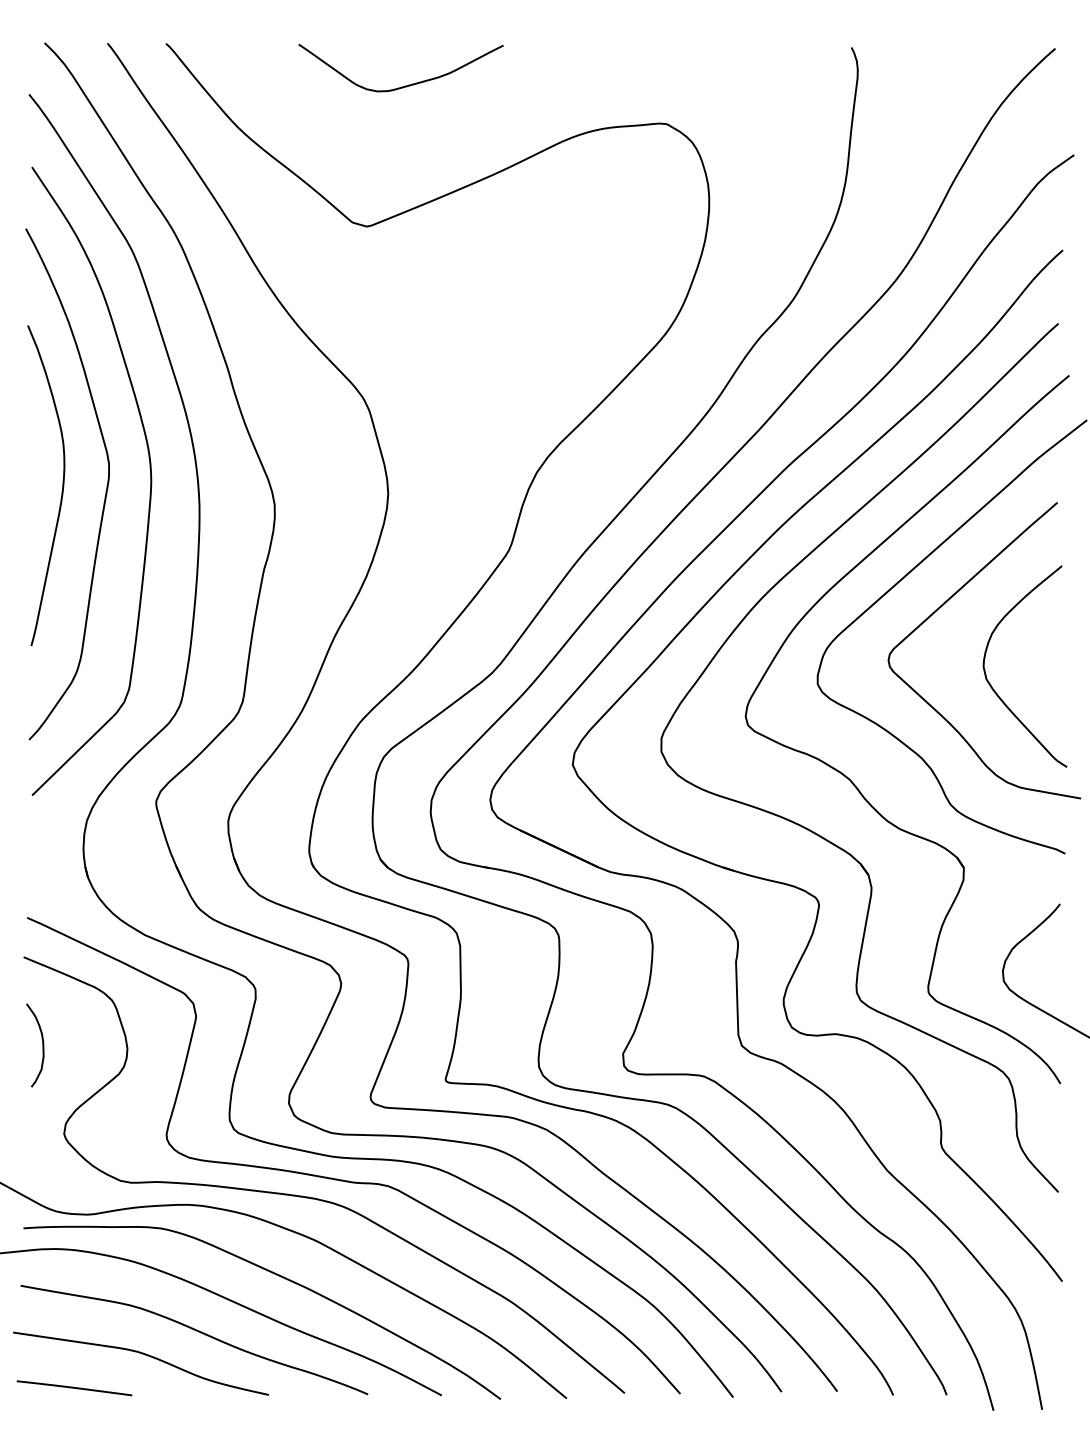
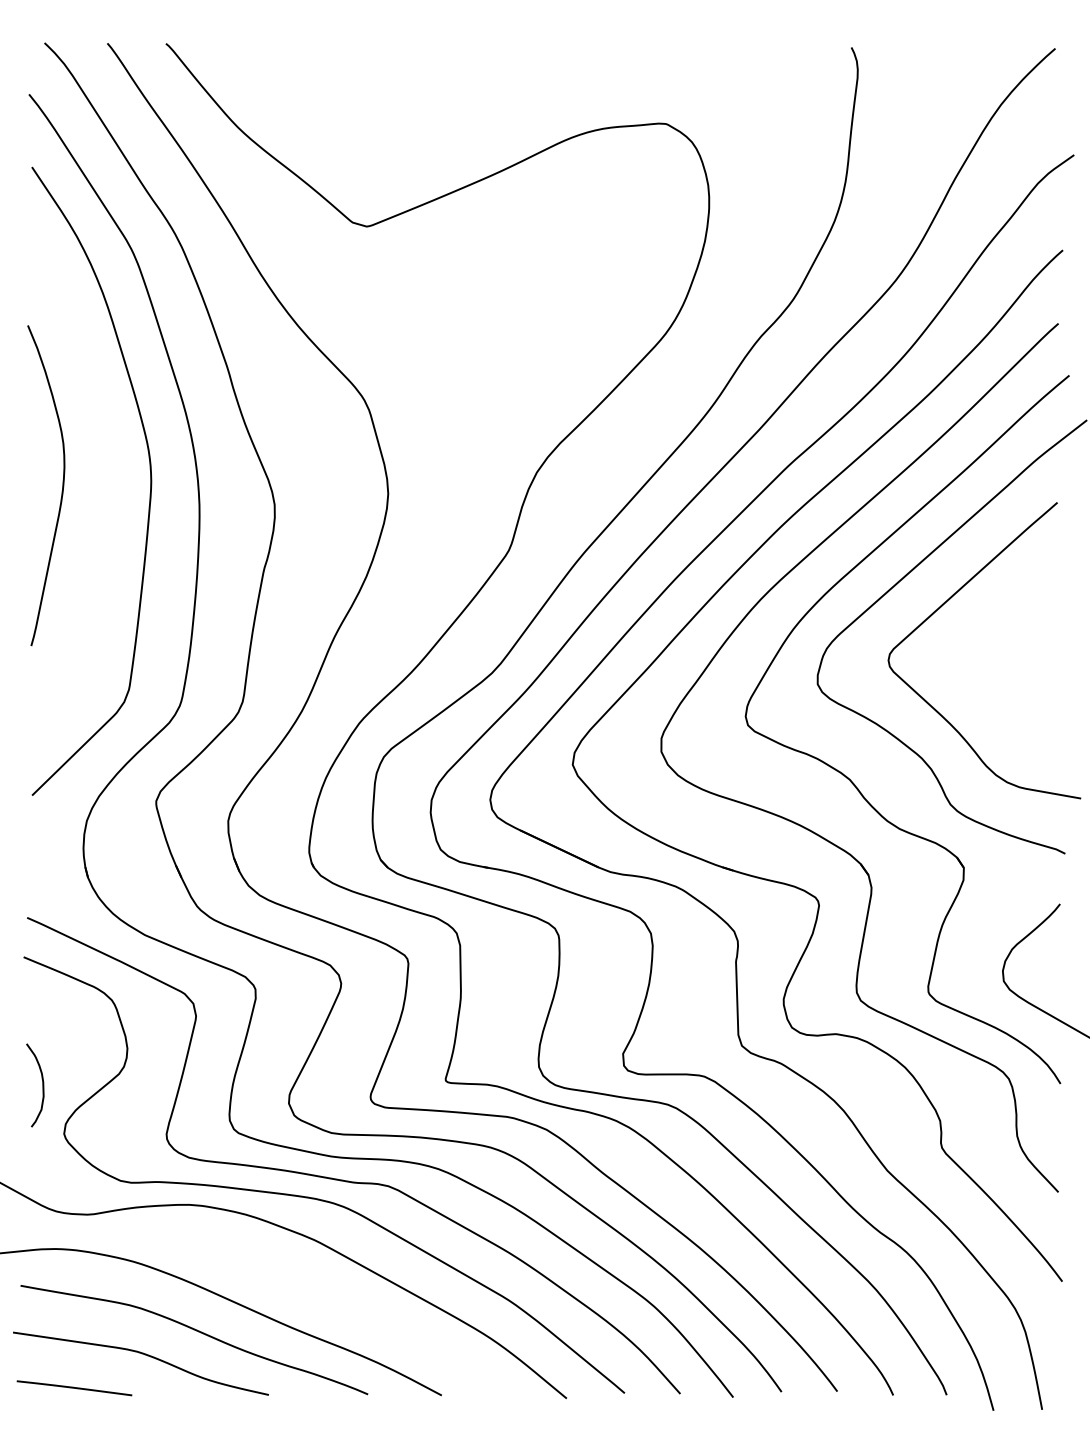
curve: present -> none (405, 85)
curve: present -> none (105, 491)
curve: present -> none (992, 686)
curve position: (42, 1045) -> (42, 1085) (42, 1085)
curve: present -> none (280, 1277)
